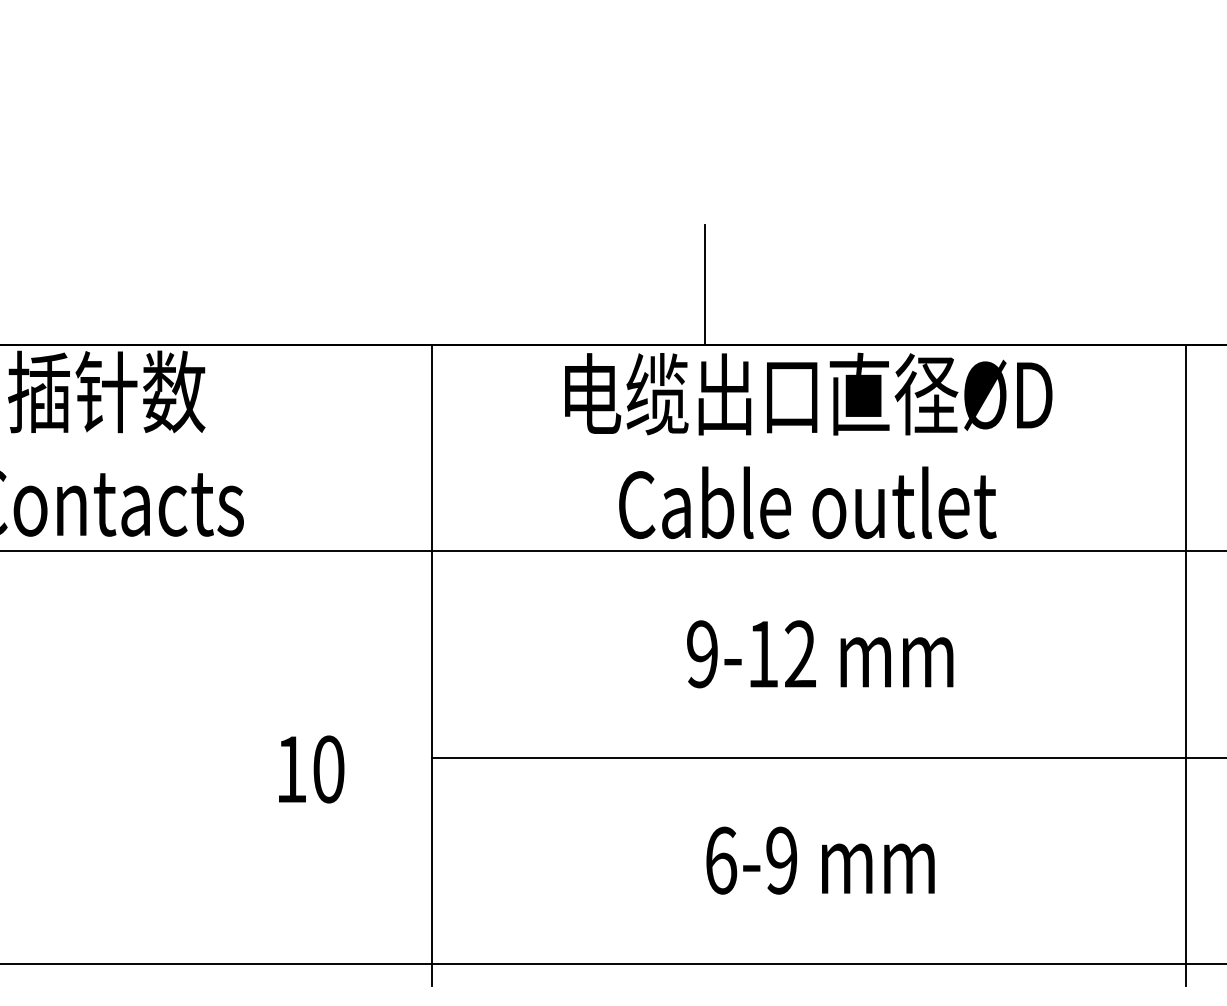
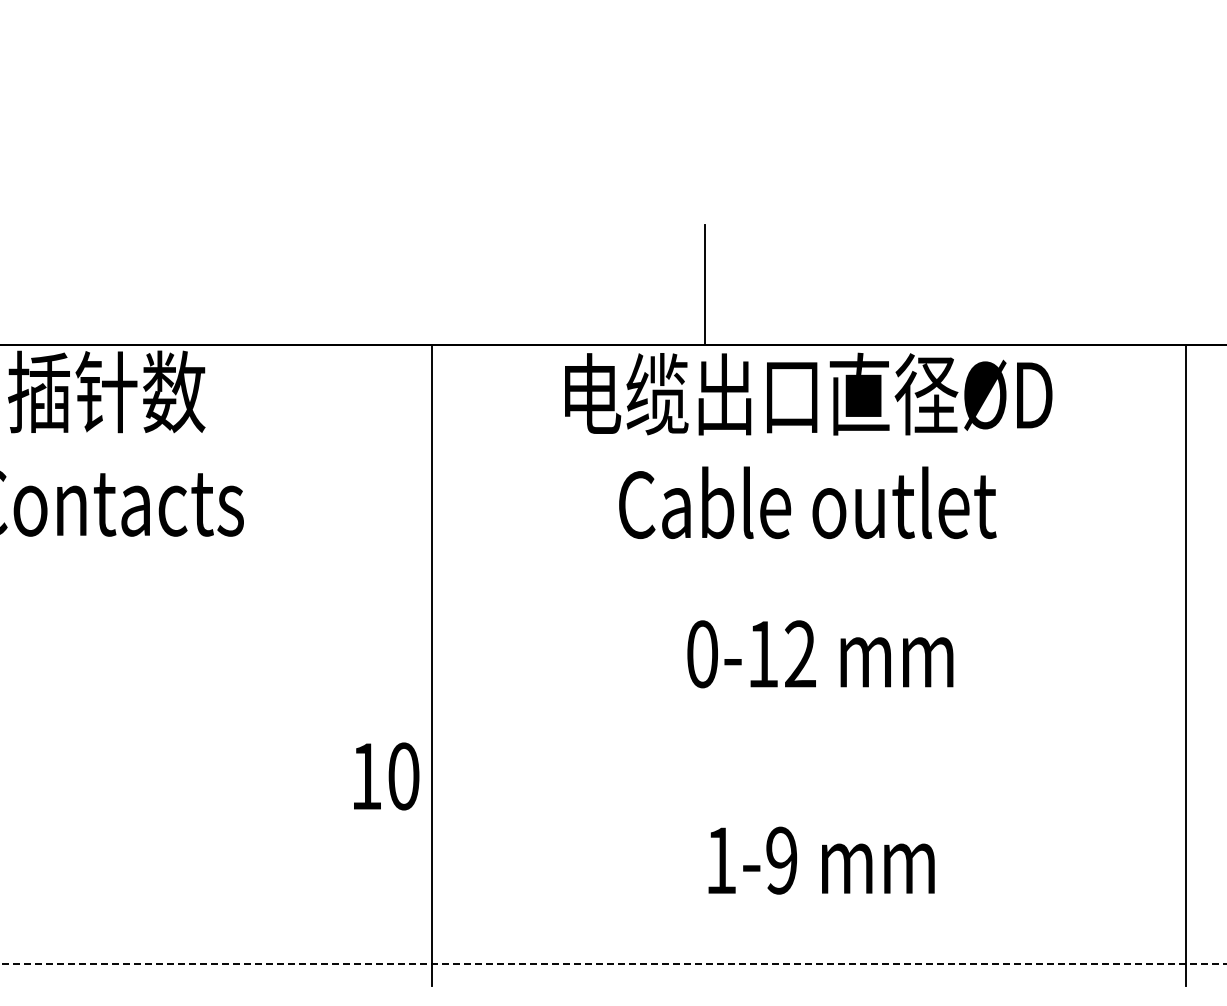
line: present -> none (612, 551)
text: 9-12 -> 0-12 (702, 654)
line: present -> none (827, 757)
text position: (311, 769) -> (386, 776) (386, 776)
text: 6-9 -> 1-9 (721, 860)
line: solid -> dashed (613, 963)
